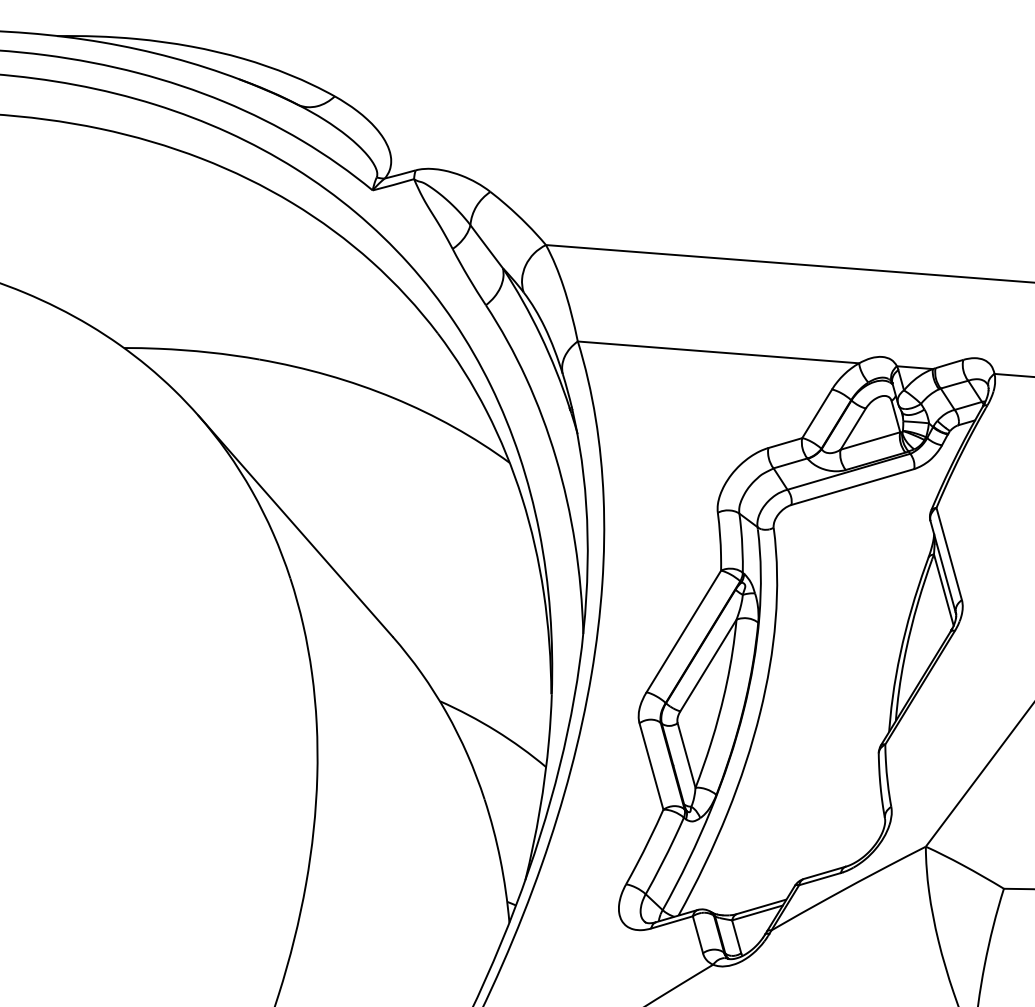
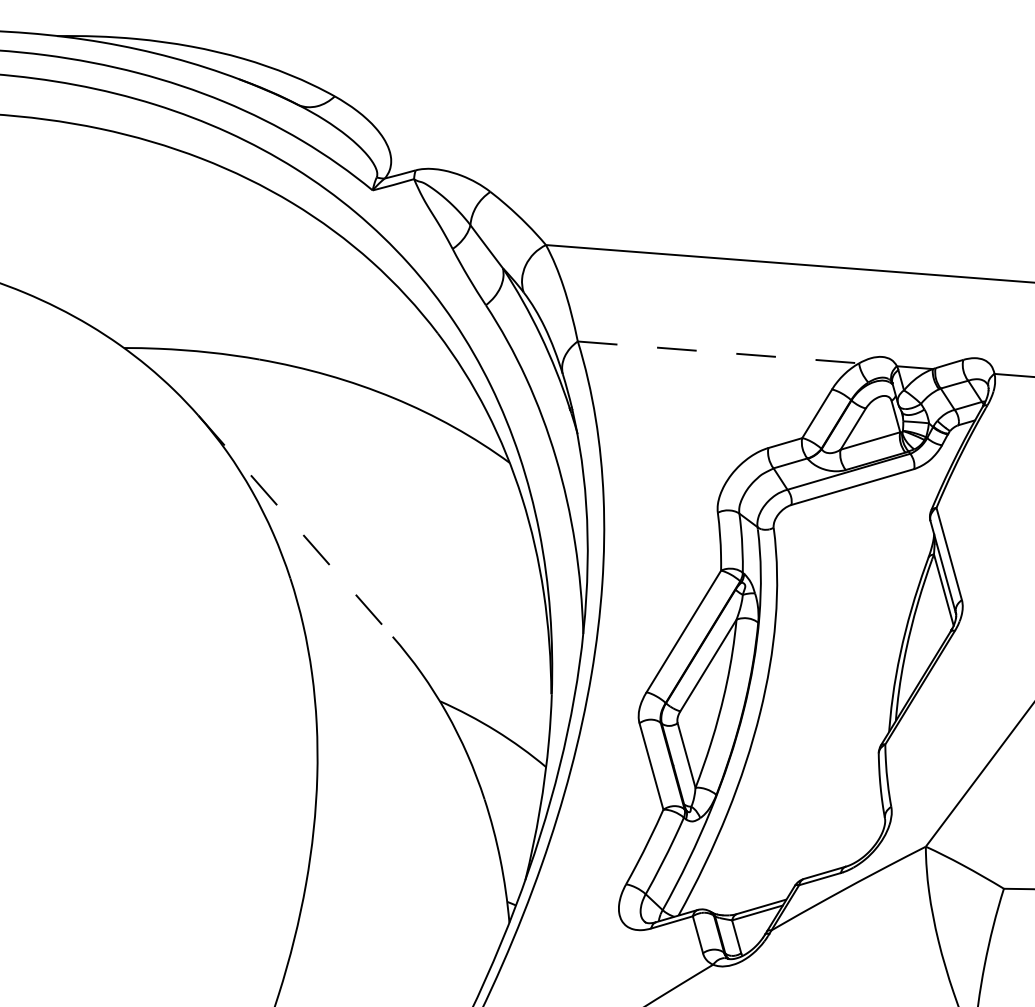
line: solid -> dashed (719, 352)
line: solid -> dashed (295, 526)
